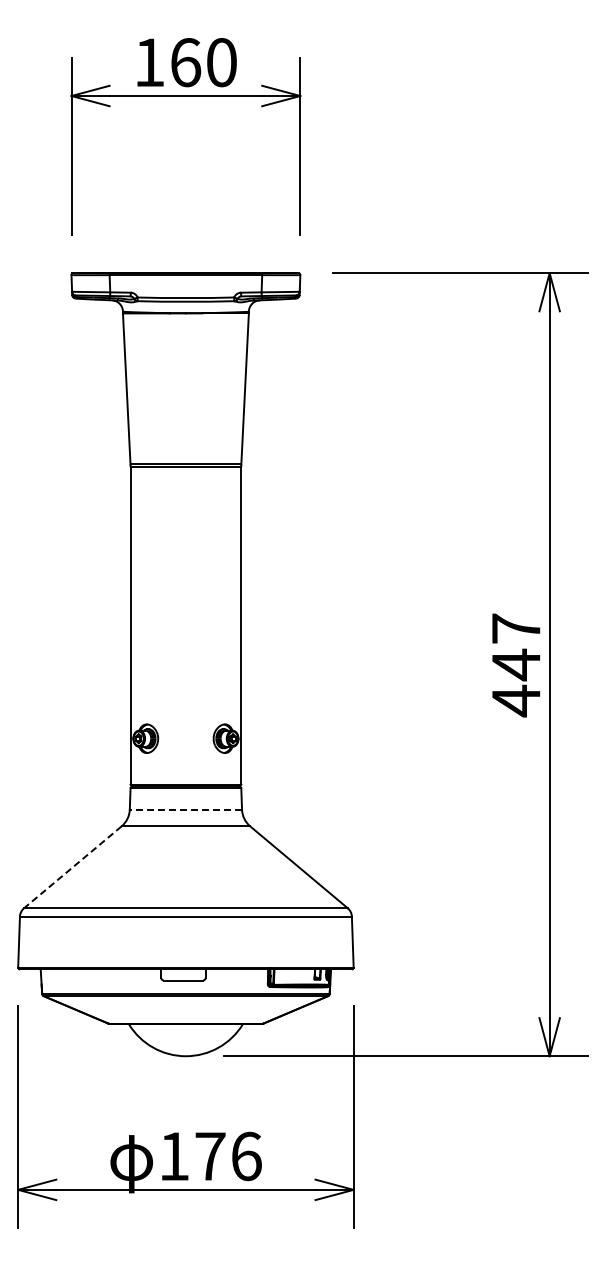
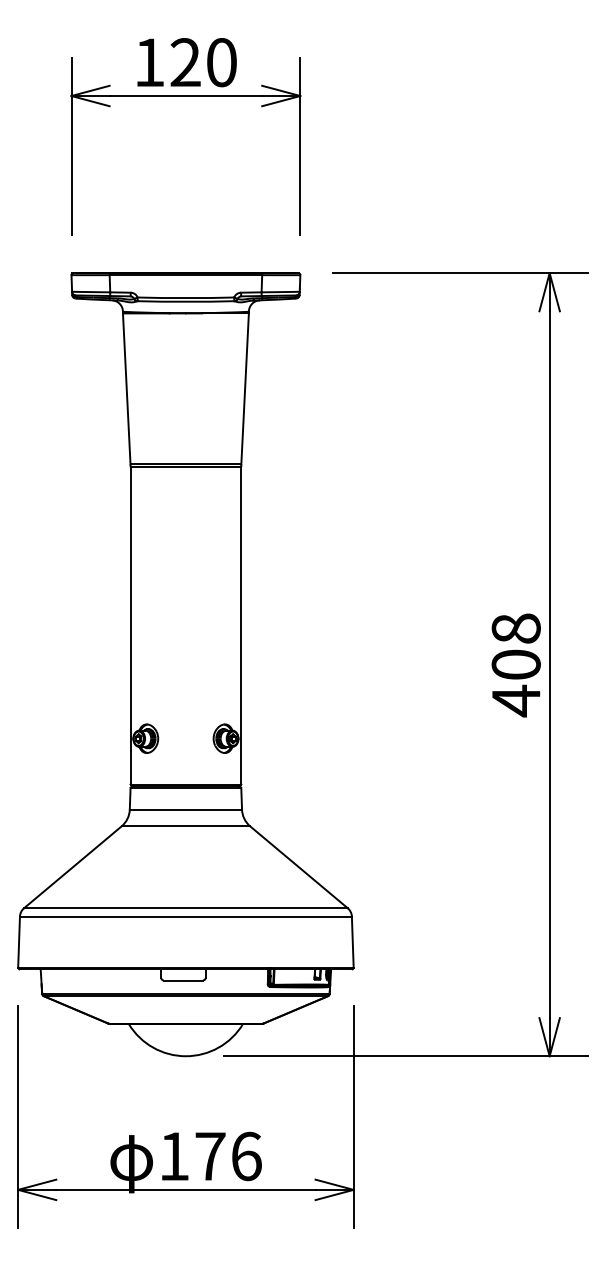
text: 160 -> 120 (185, 62)
text: 447 -> 408 (515, 647)
line: dashed -> solid (185, 809)
line: dashed -> solid (72, 867)
